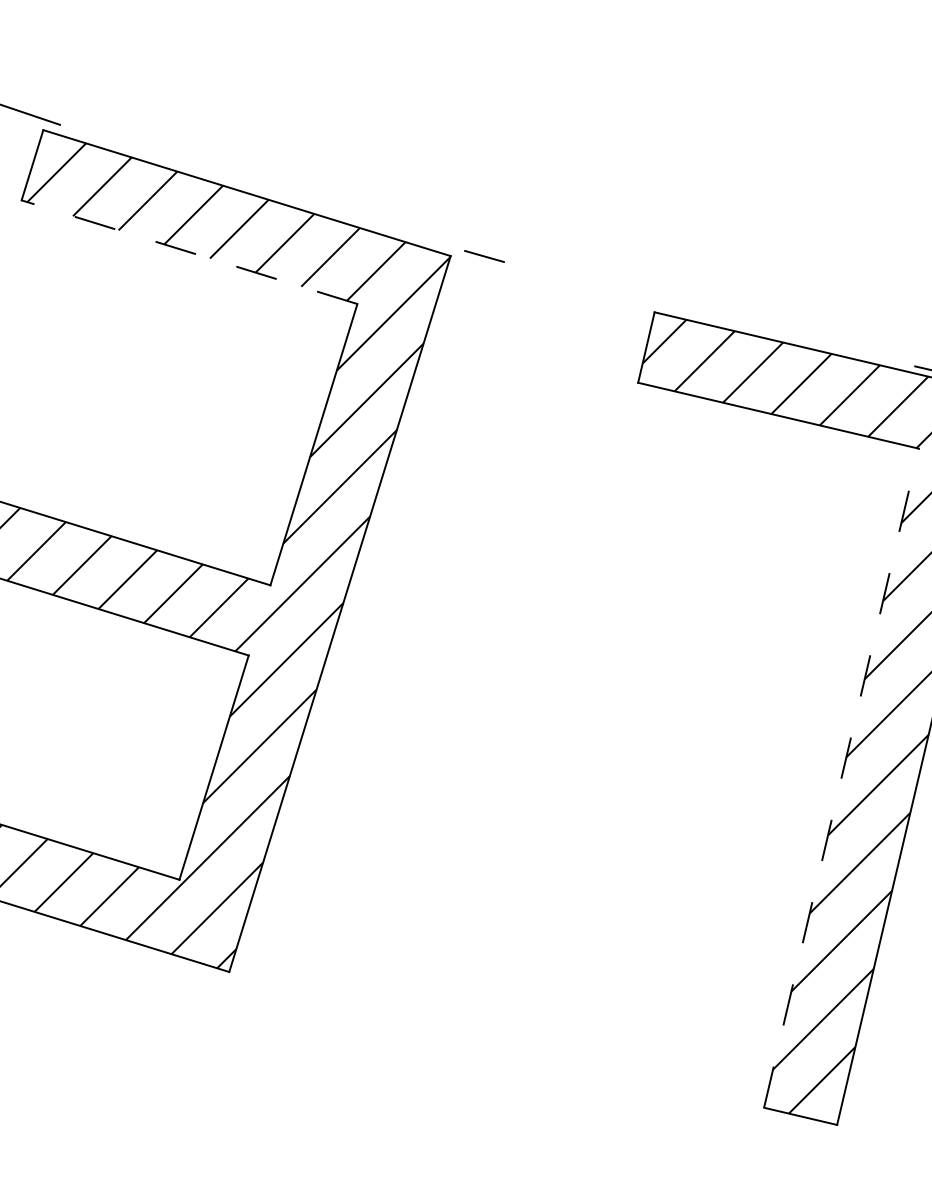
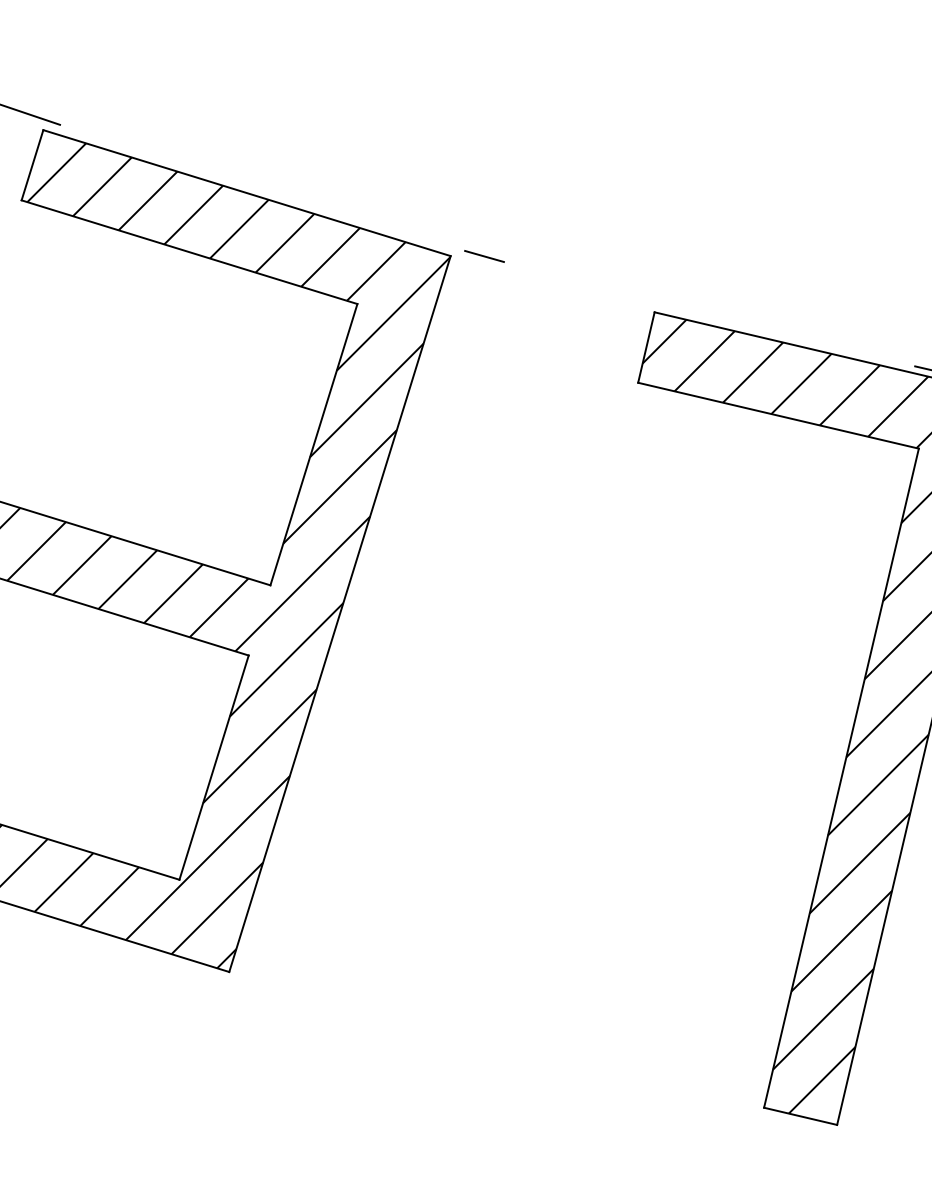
line: dashed -> solid (189, 252)
line: dashed -> solid (841, 778)
